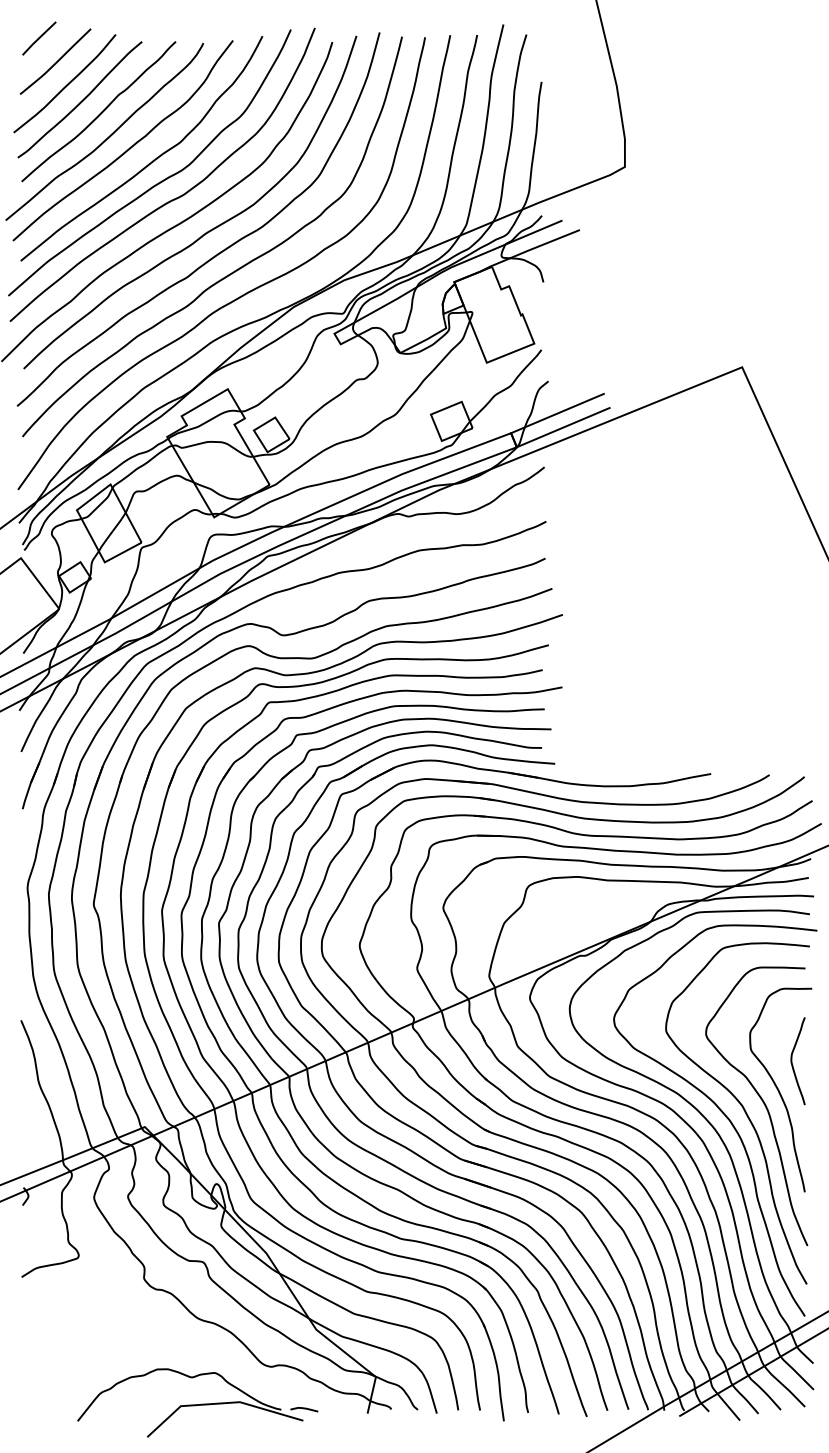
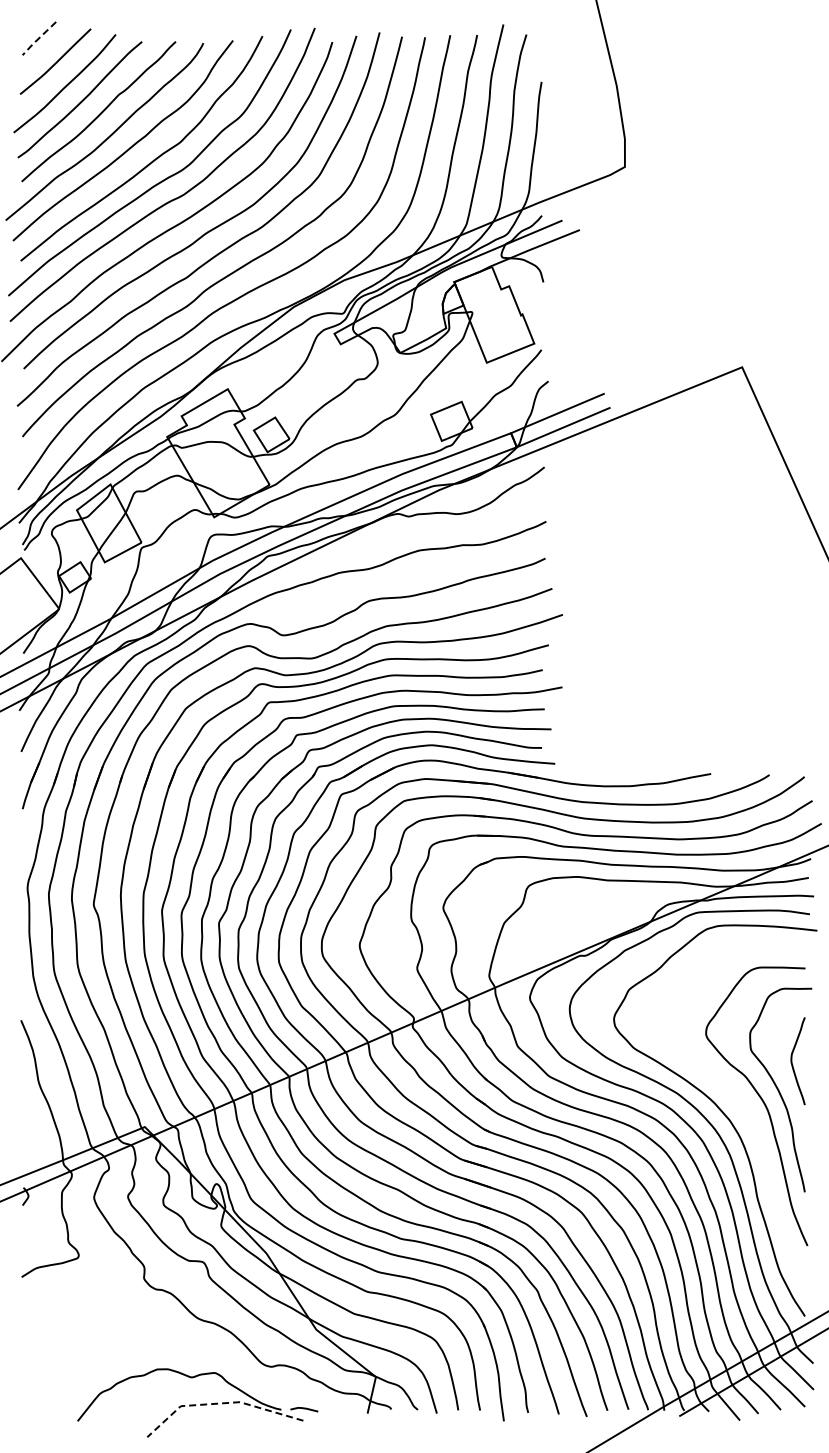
line: solid -> dashed (38, 38)
curve: present -> none (743, 1110)
line: solid -> dashed (220, 1403)
